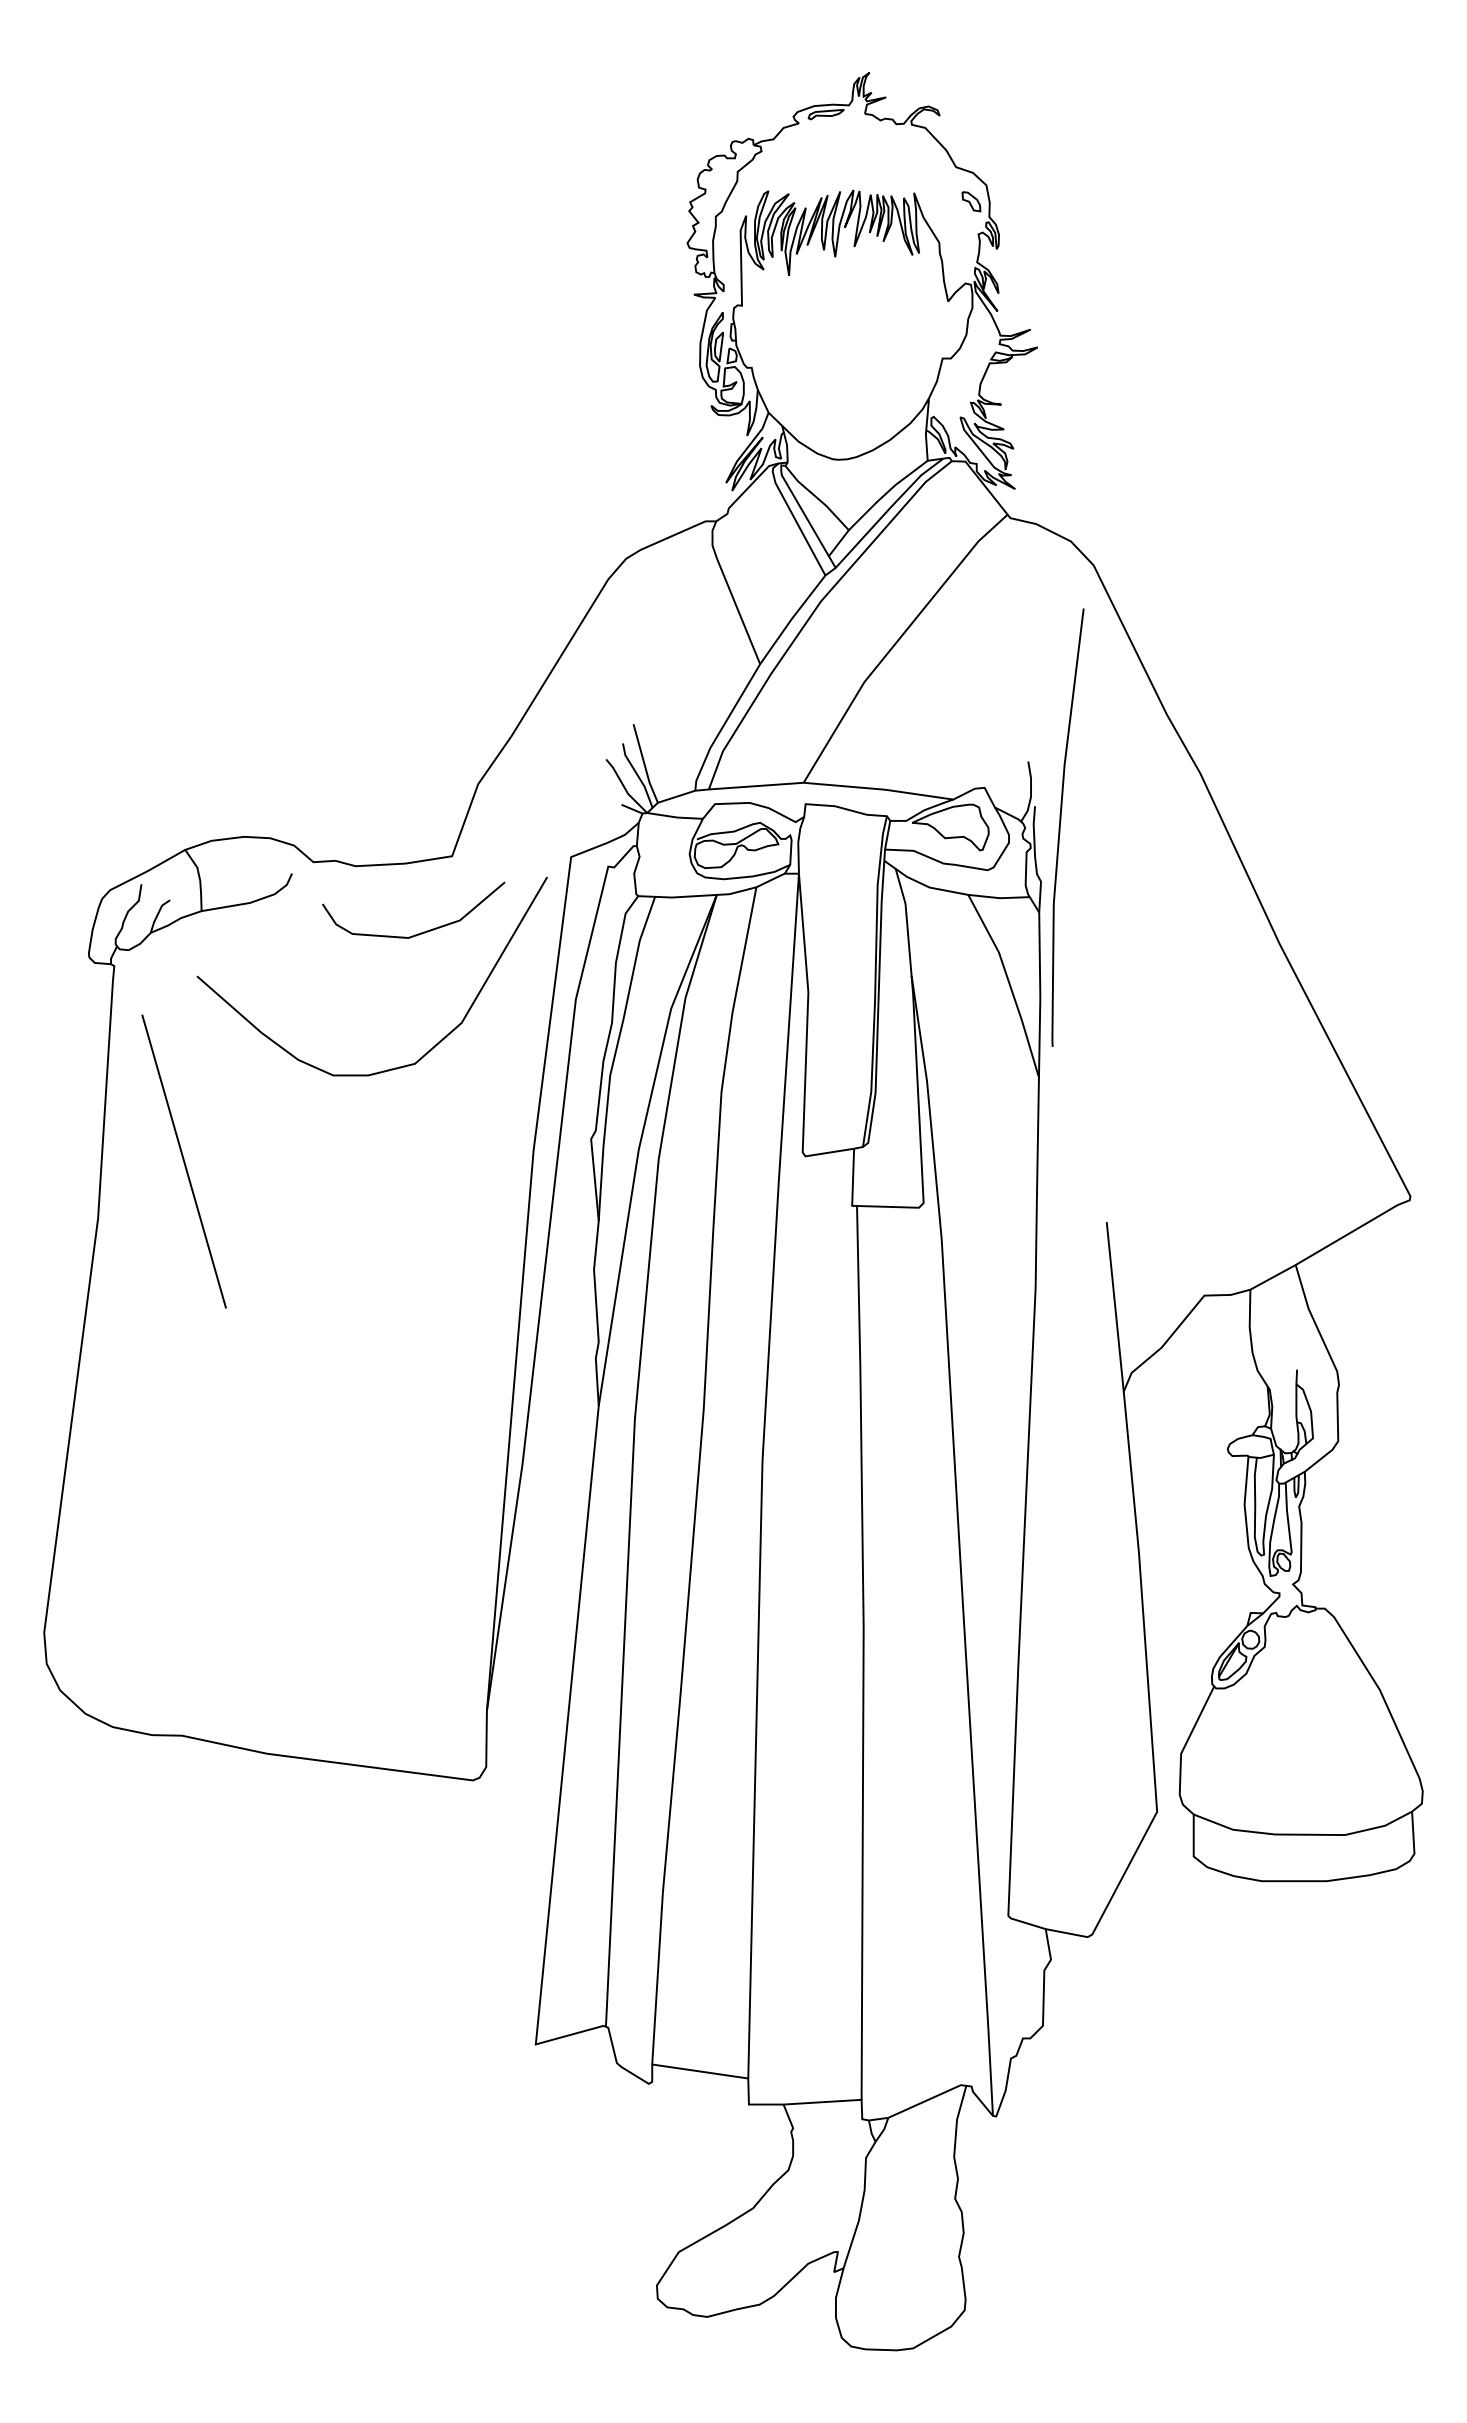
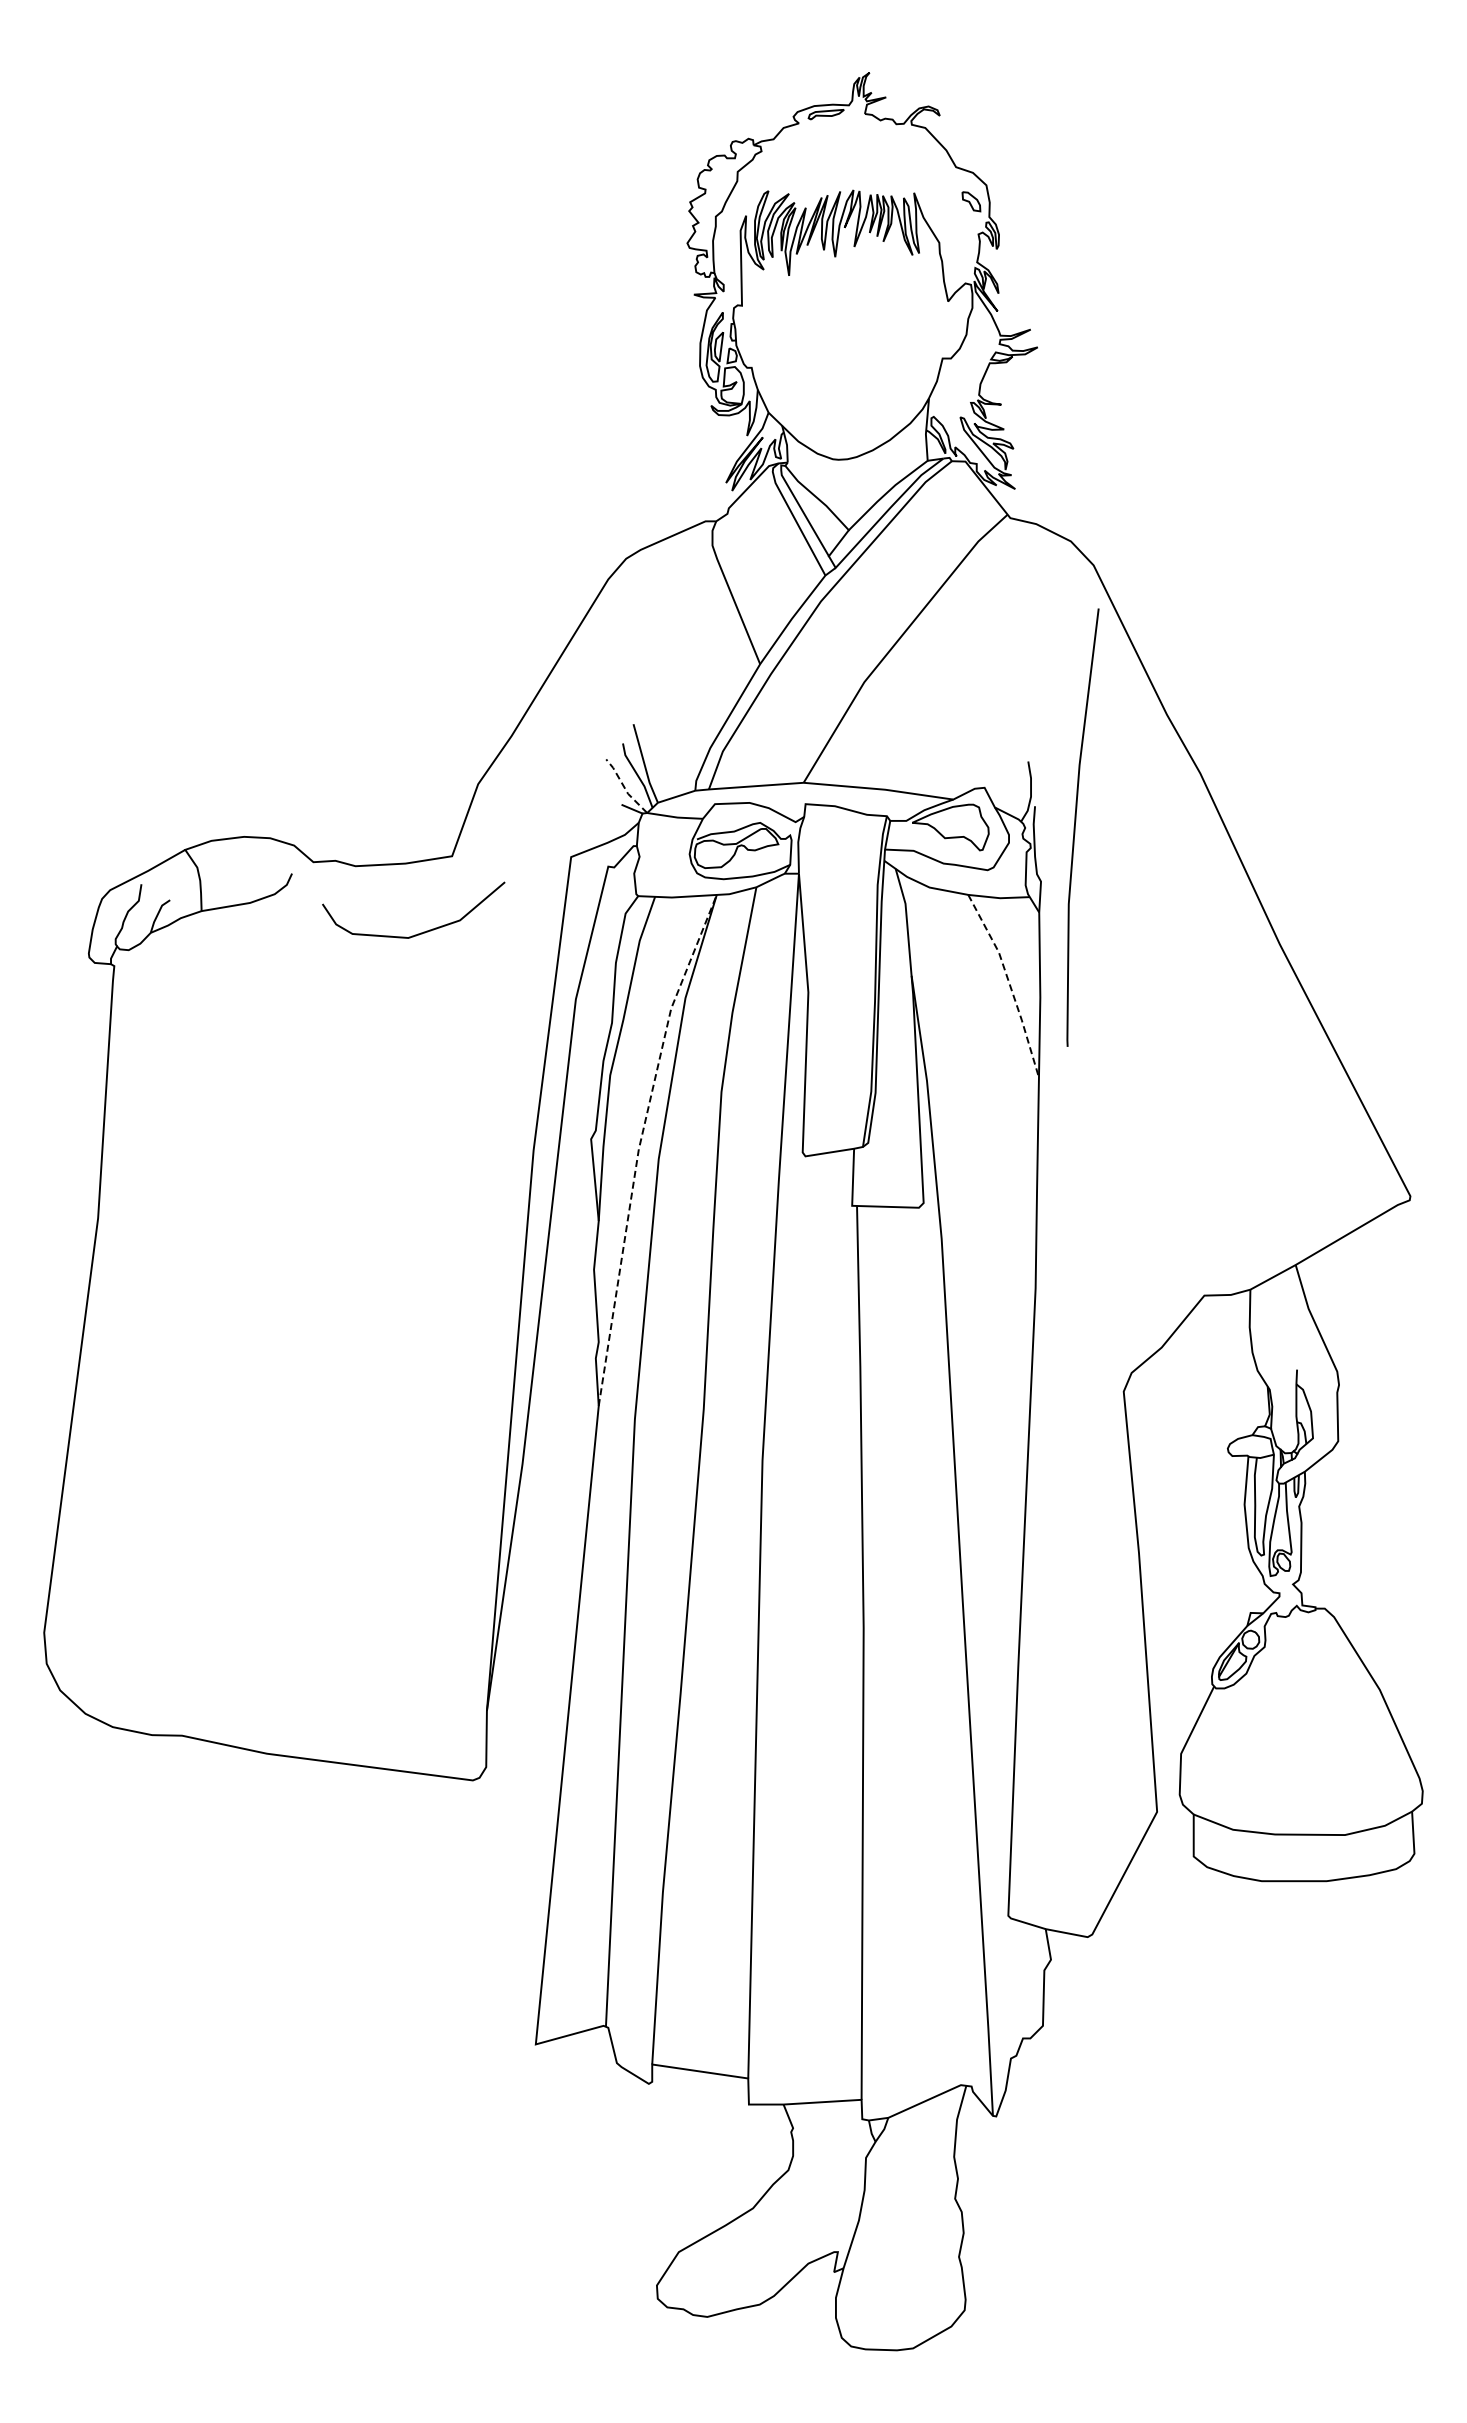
line: solid -> dashed (624, 788)
line position: (1060, 827) -> (1075, 827) (1075, 827)
line: solid -> dashed (1009, 984)
curve: present -> none (429, 1049)
line: solid -> dashed (639, 1145)
line: present -> none (183, 1161)
line: present -> none (1114, 1307)
